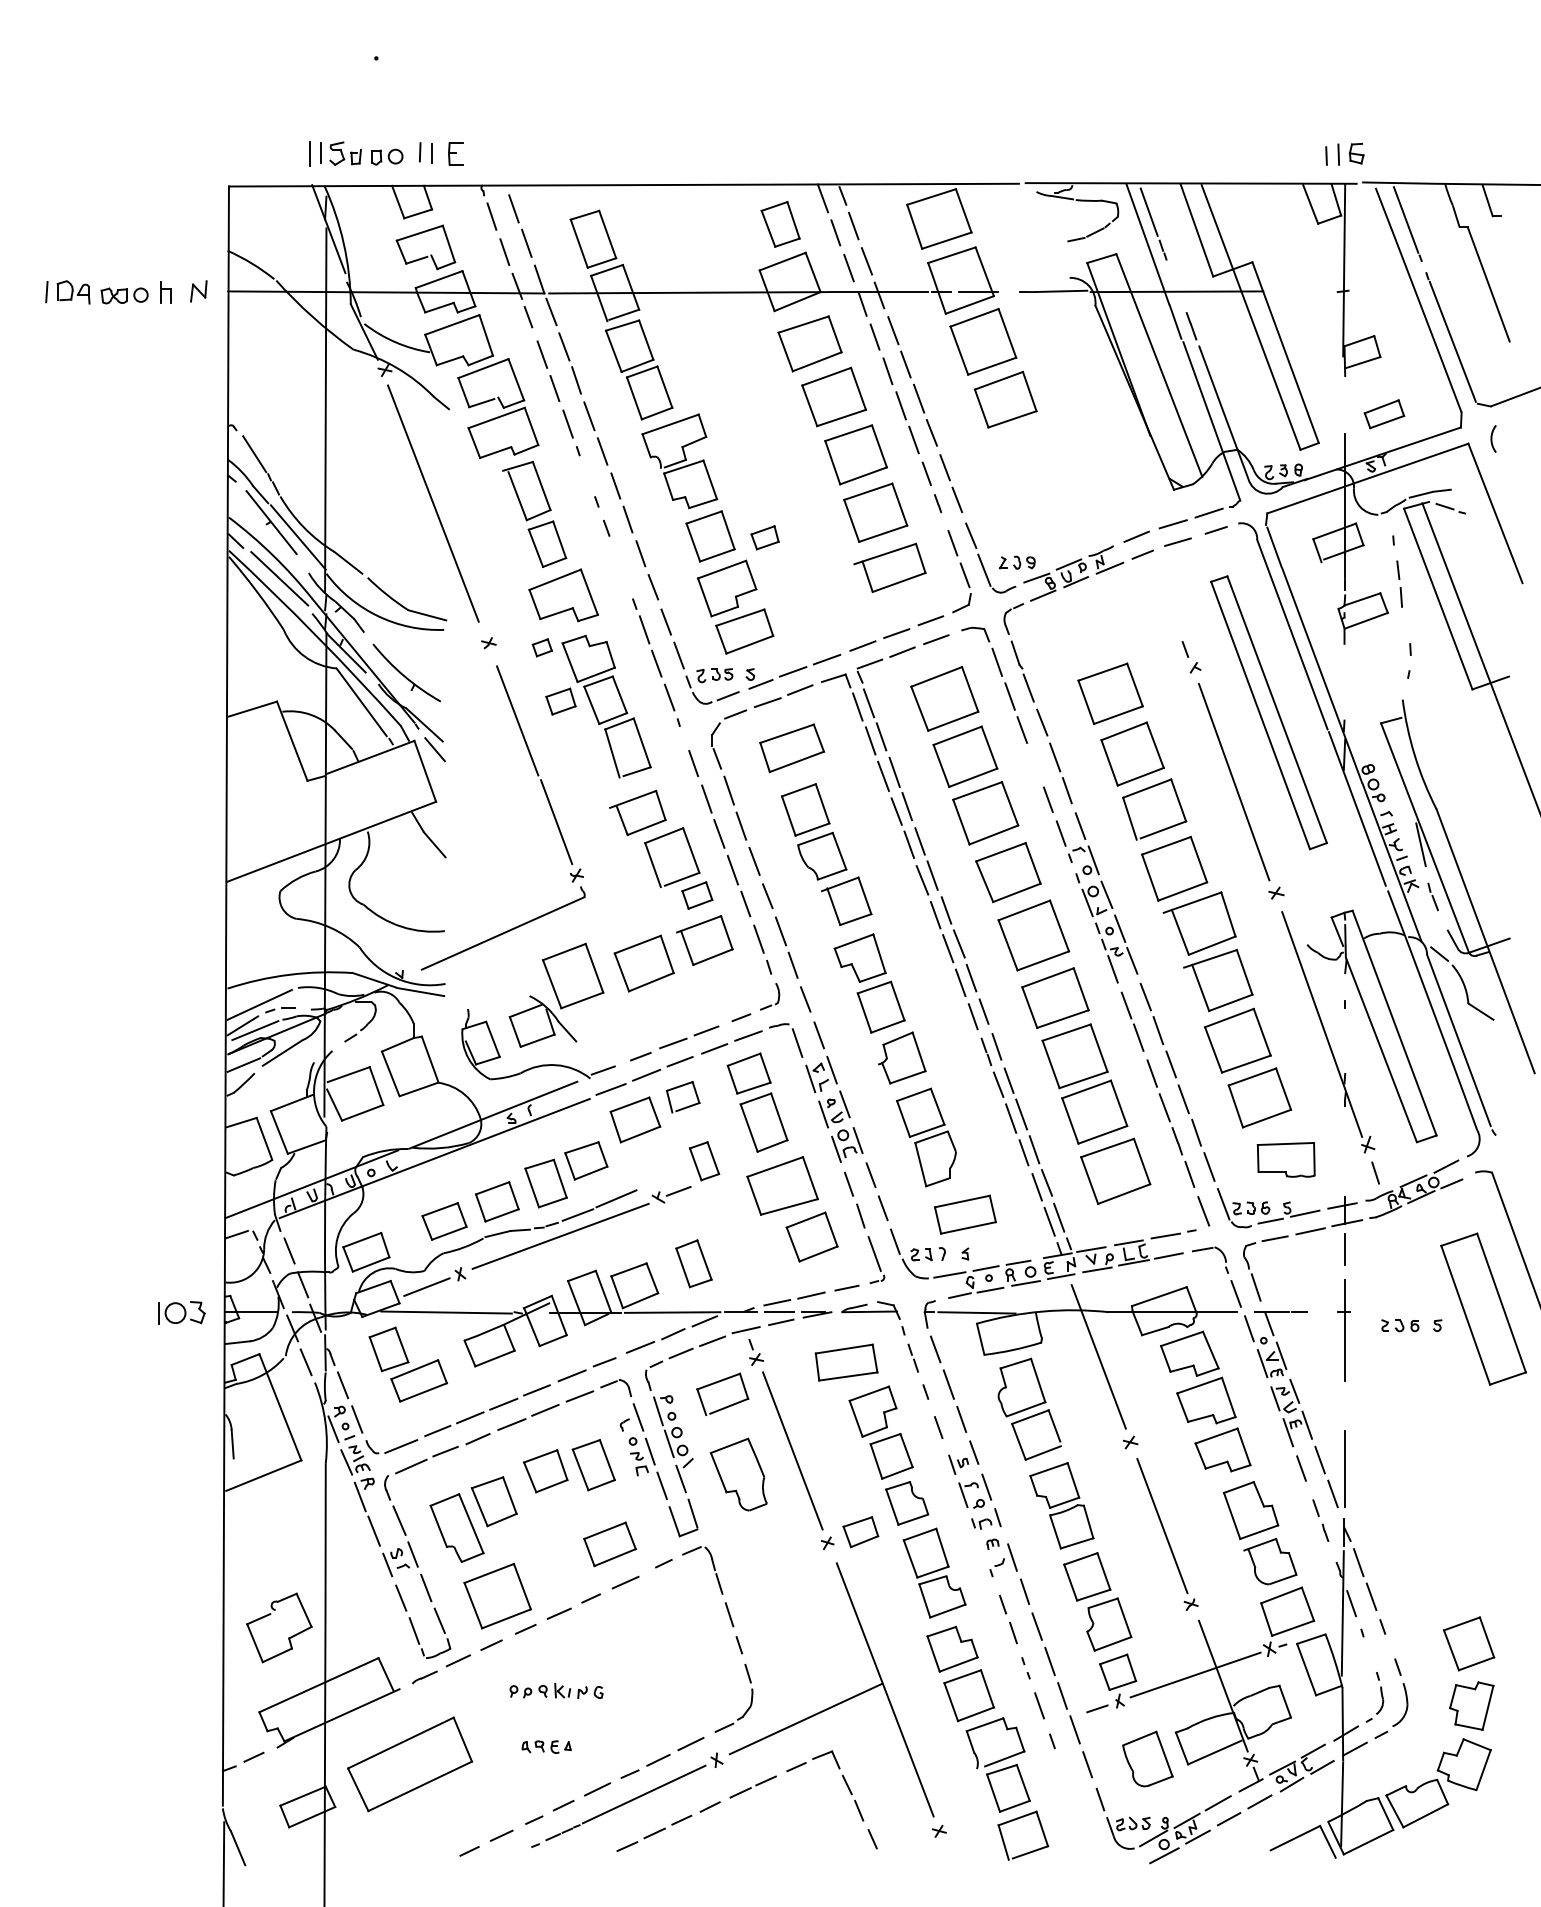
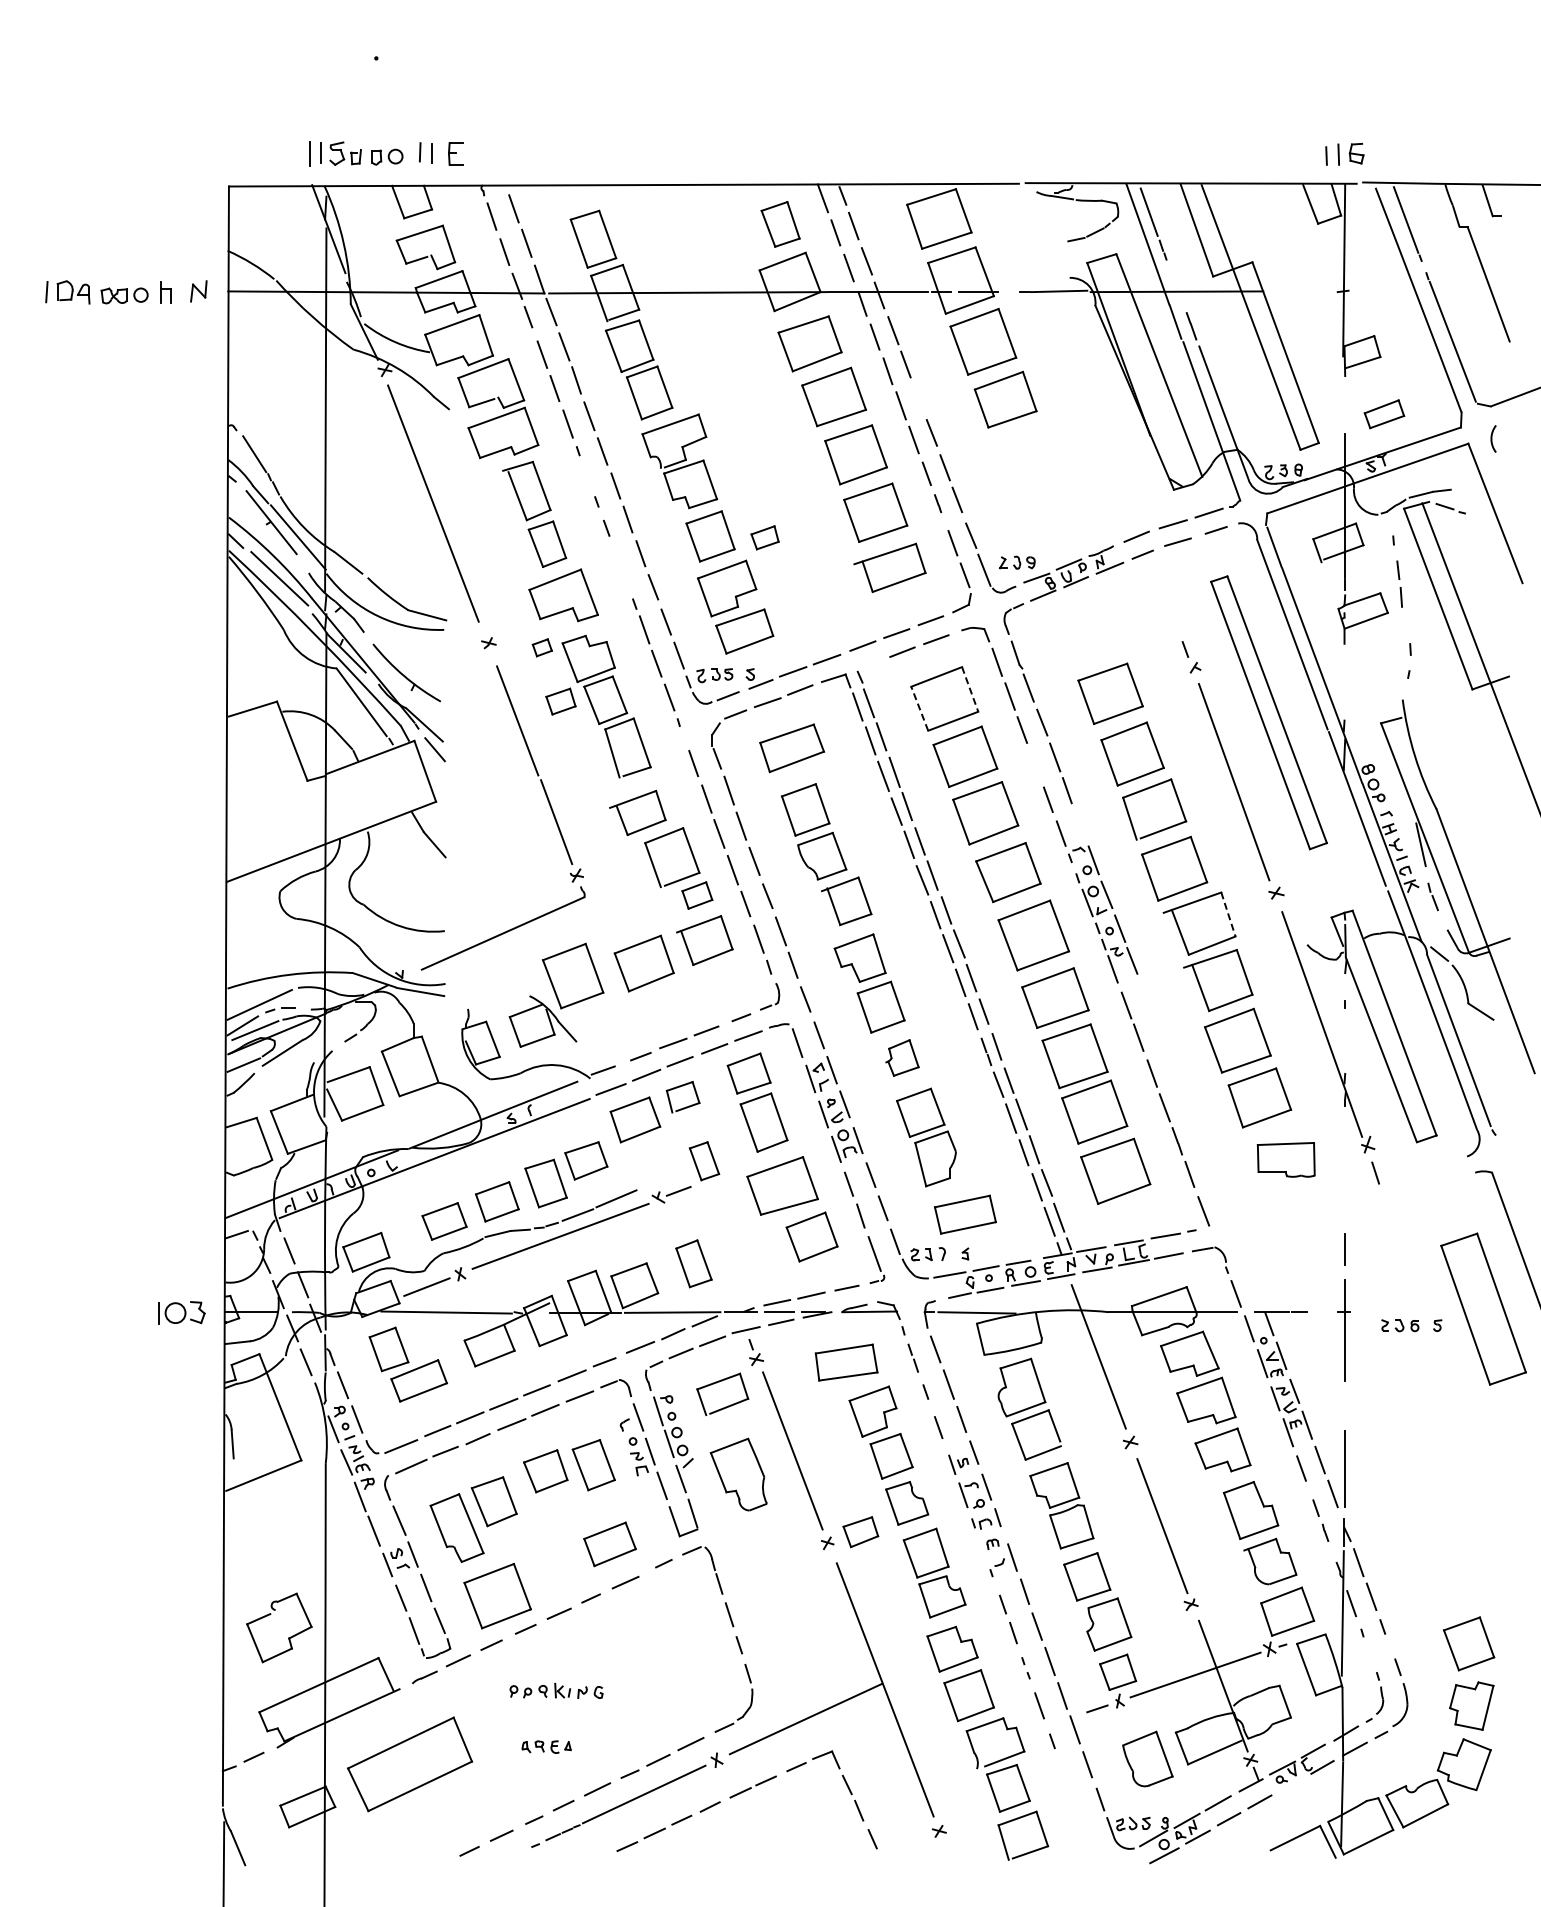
line: present -> none (919, 398)
line: present -> none (869, 663)
line: solid -> dashed (970, 689)
line: solid -> dashed (919, 708)
line: present -> none (1080, 826)
line: solid -> dashed (1228, 914)
part size: 49x54 px -> 35x38 px (902, 1057)
part: present -> none (1290, 1201)
line: present -> none (1291, 1784)
